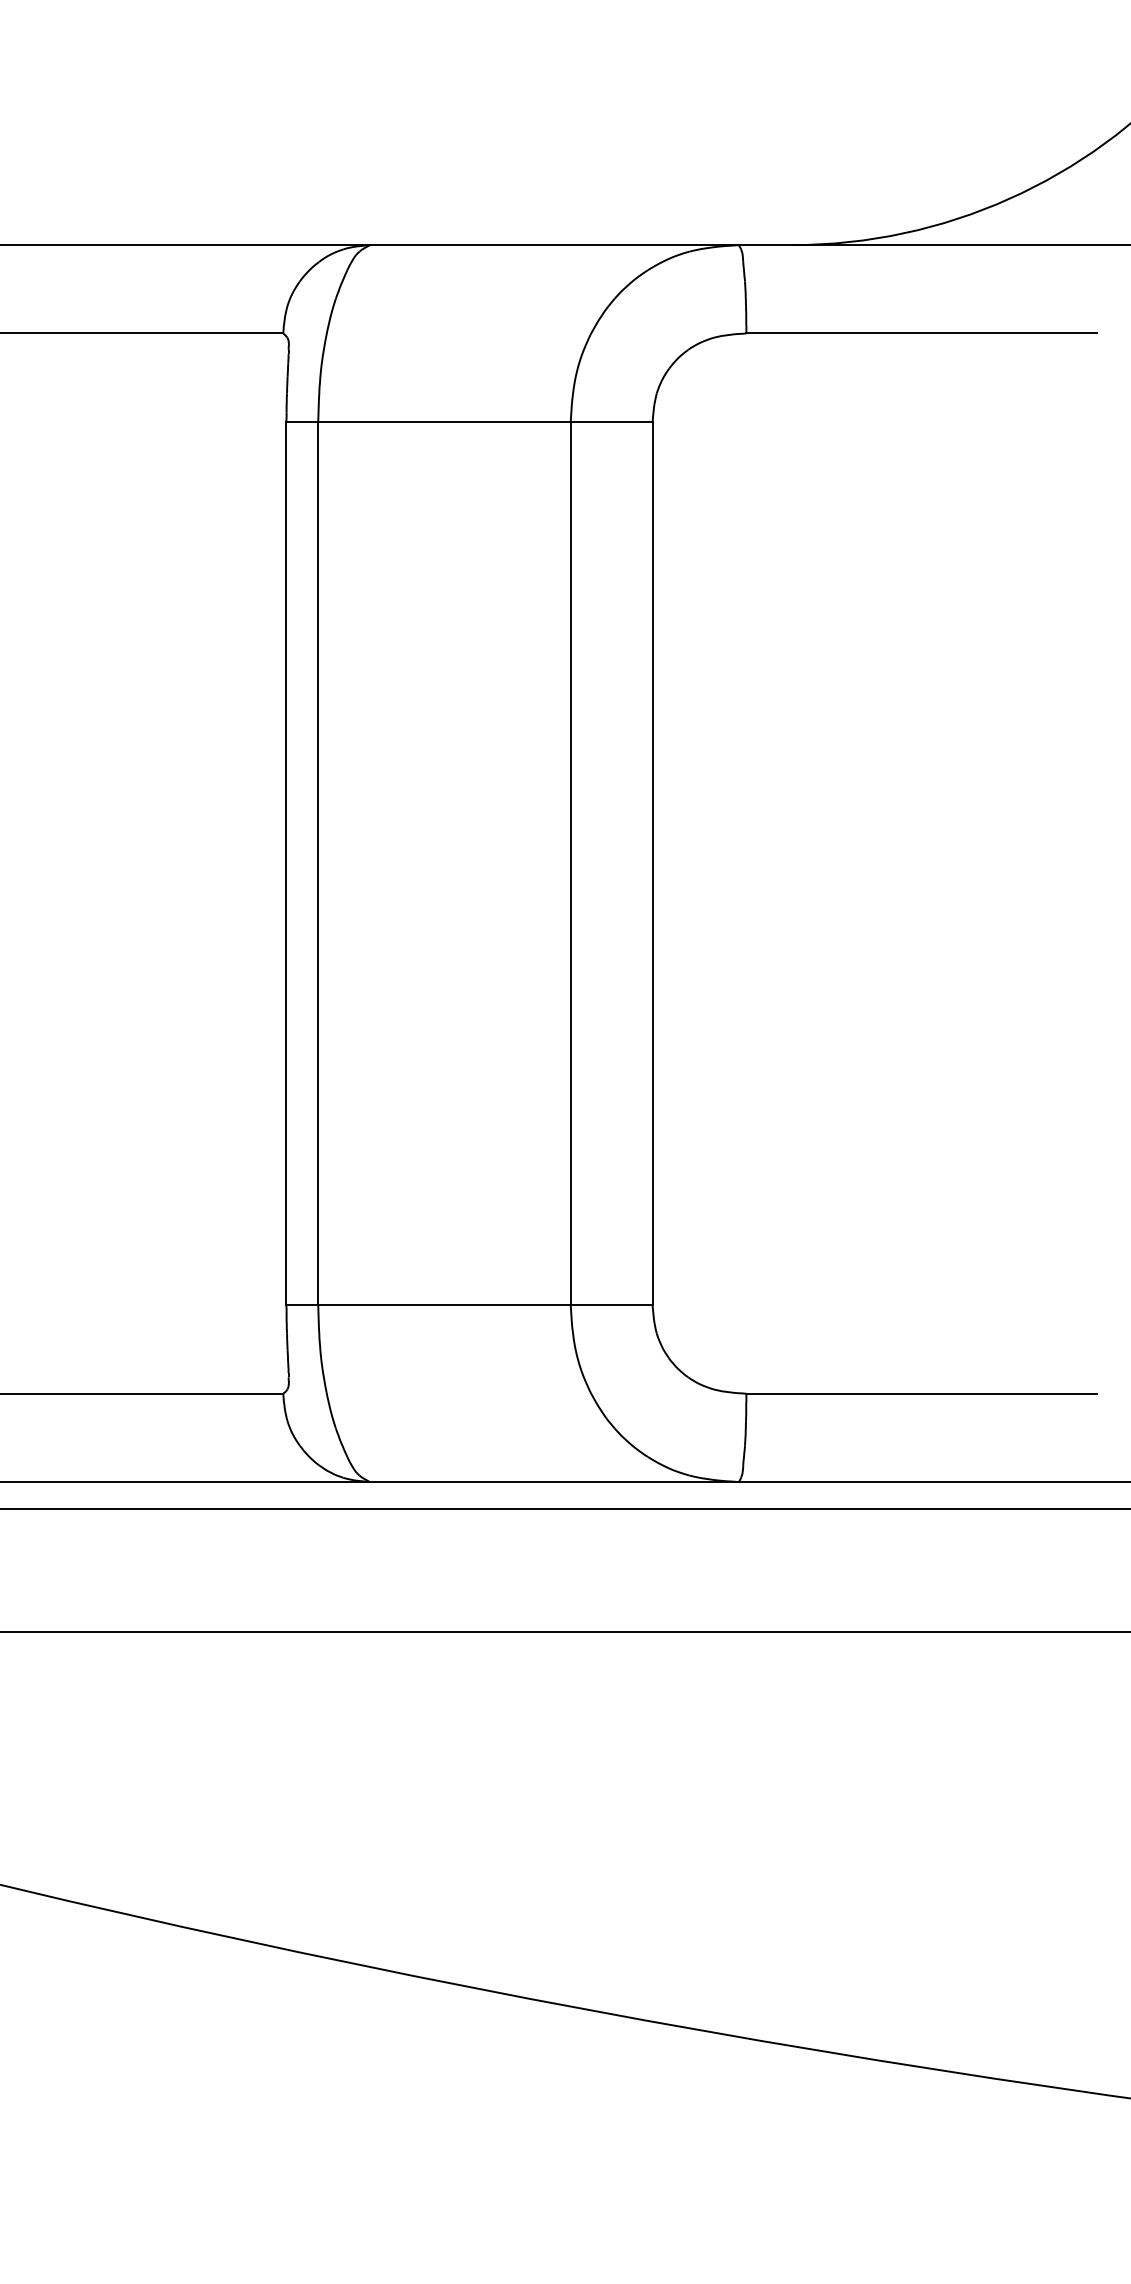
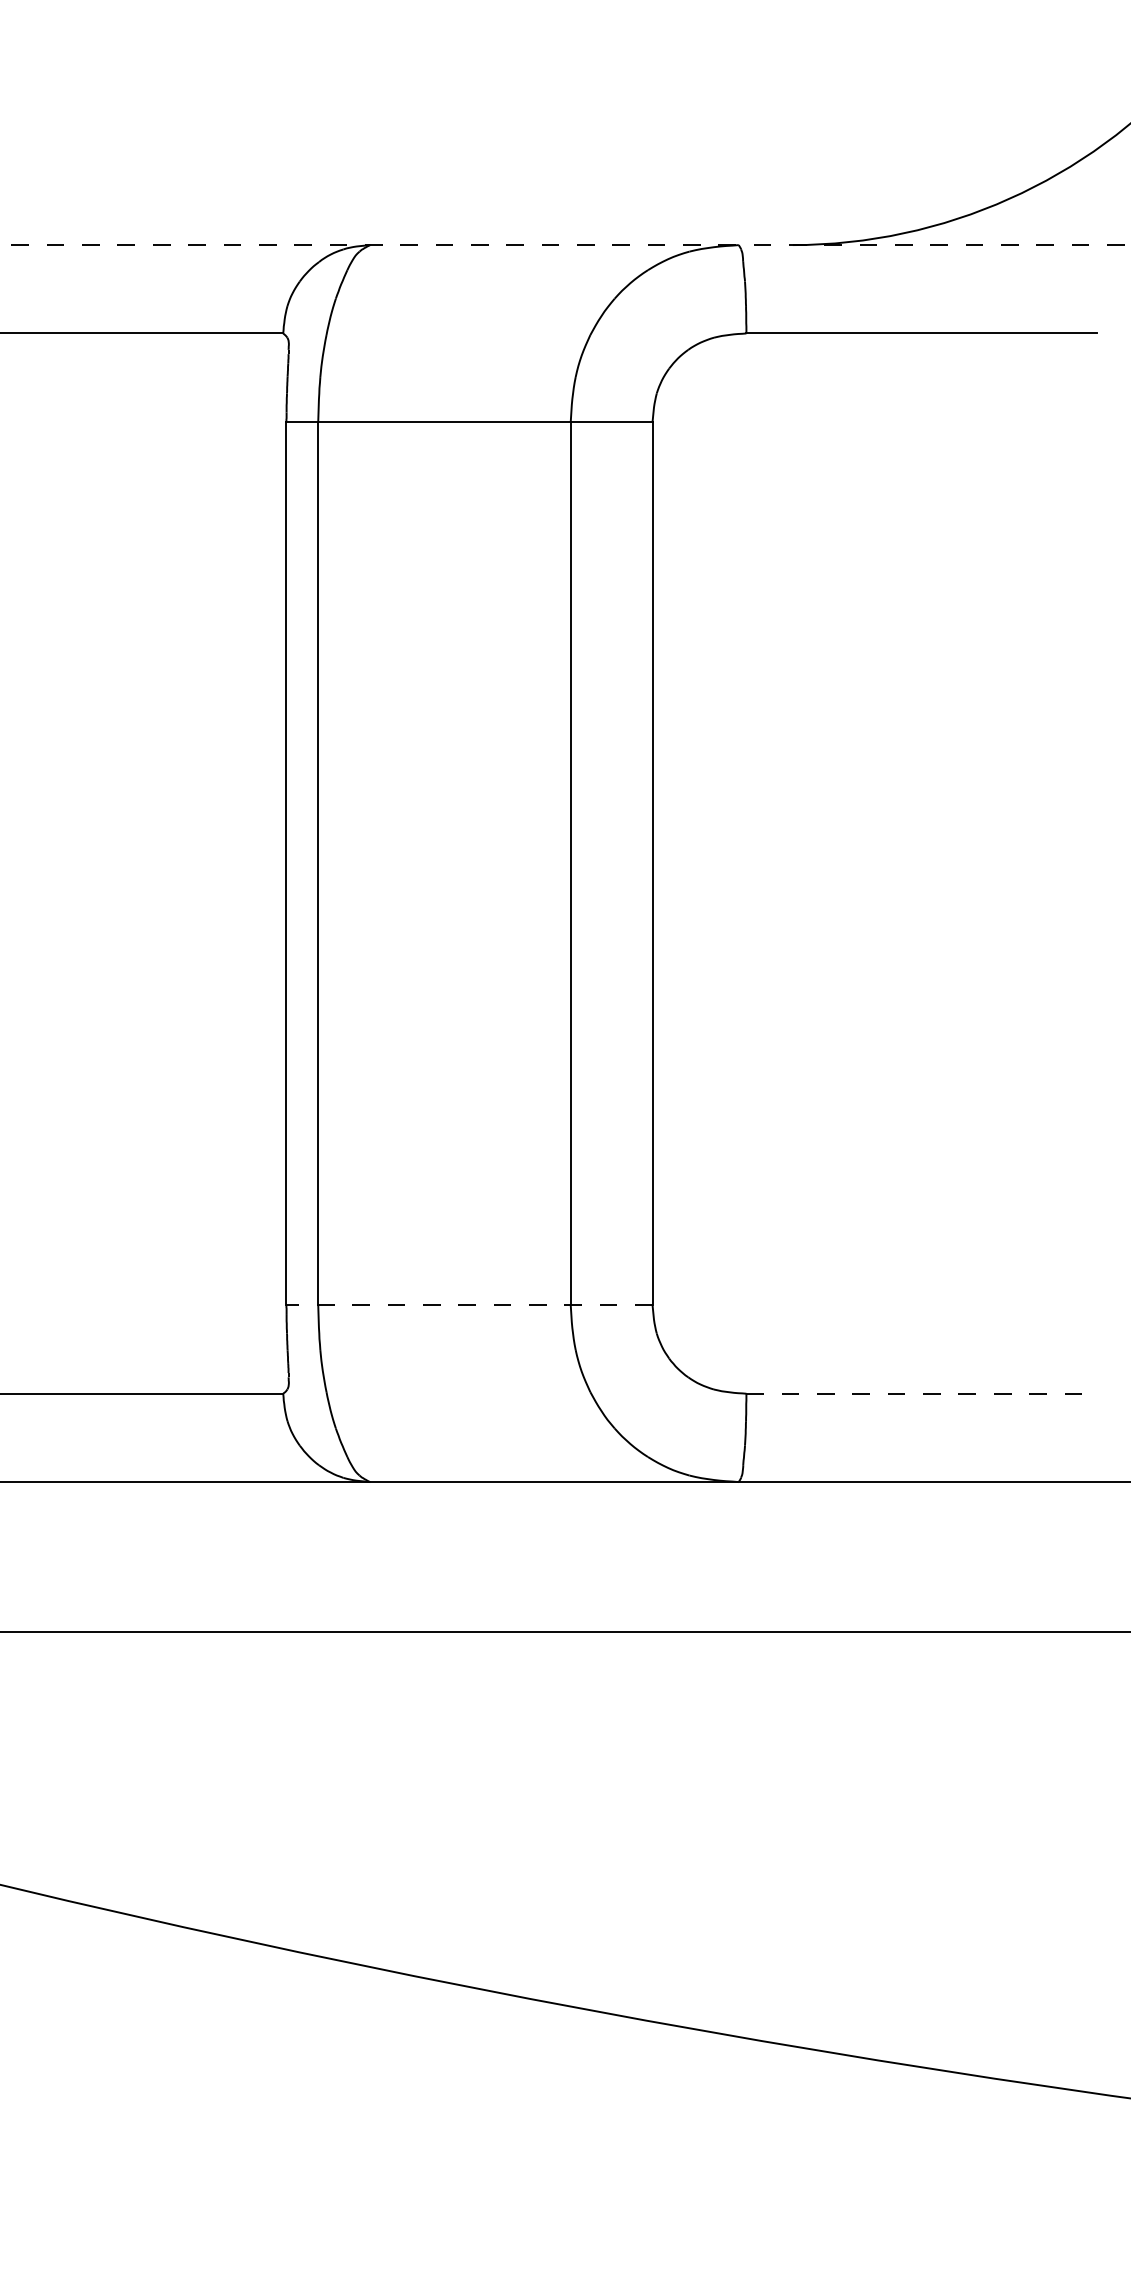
line: solid -> dashed (564, 245)
line: solid -> dashed (469, 1305)
line: solid -> dashed (922, 1393)
line: present -> none (564, 1508)
